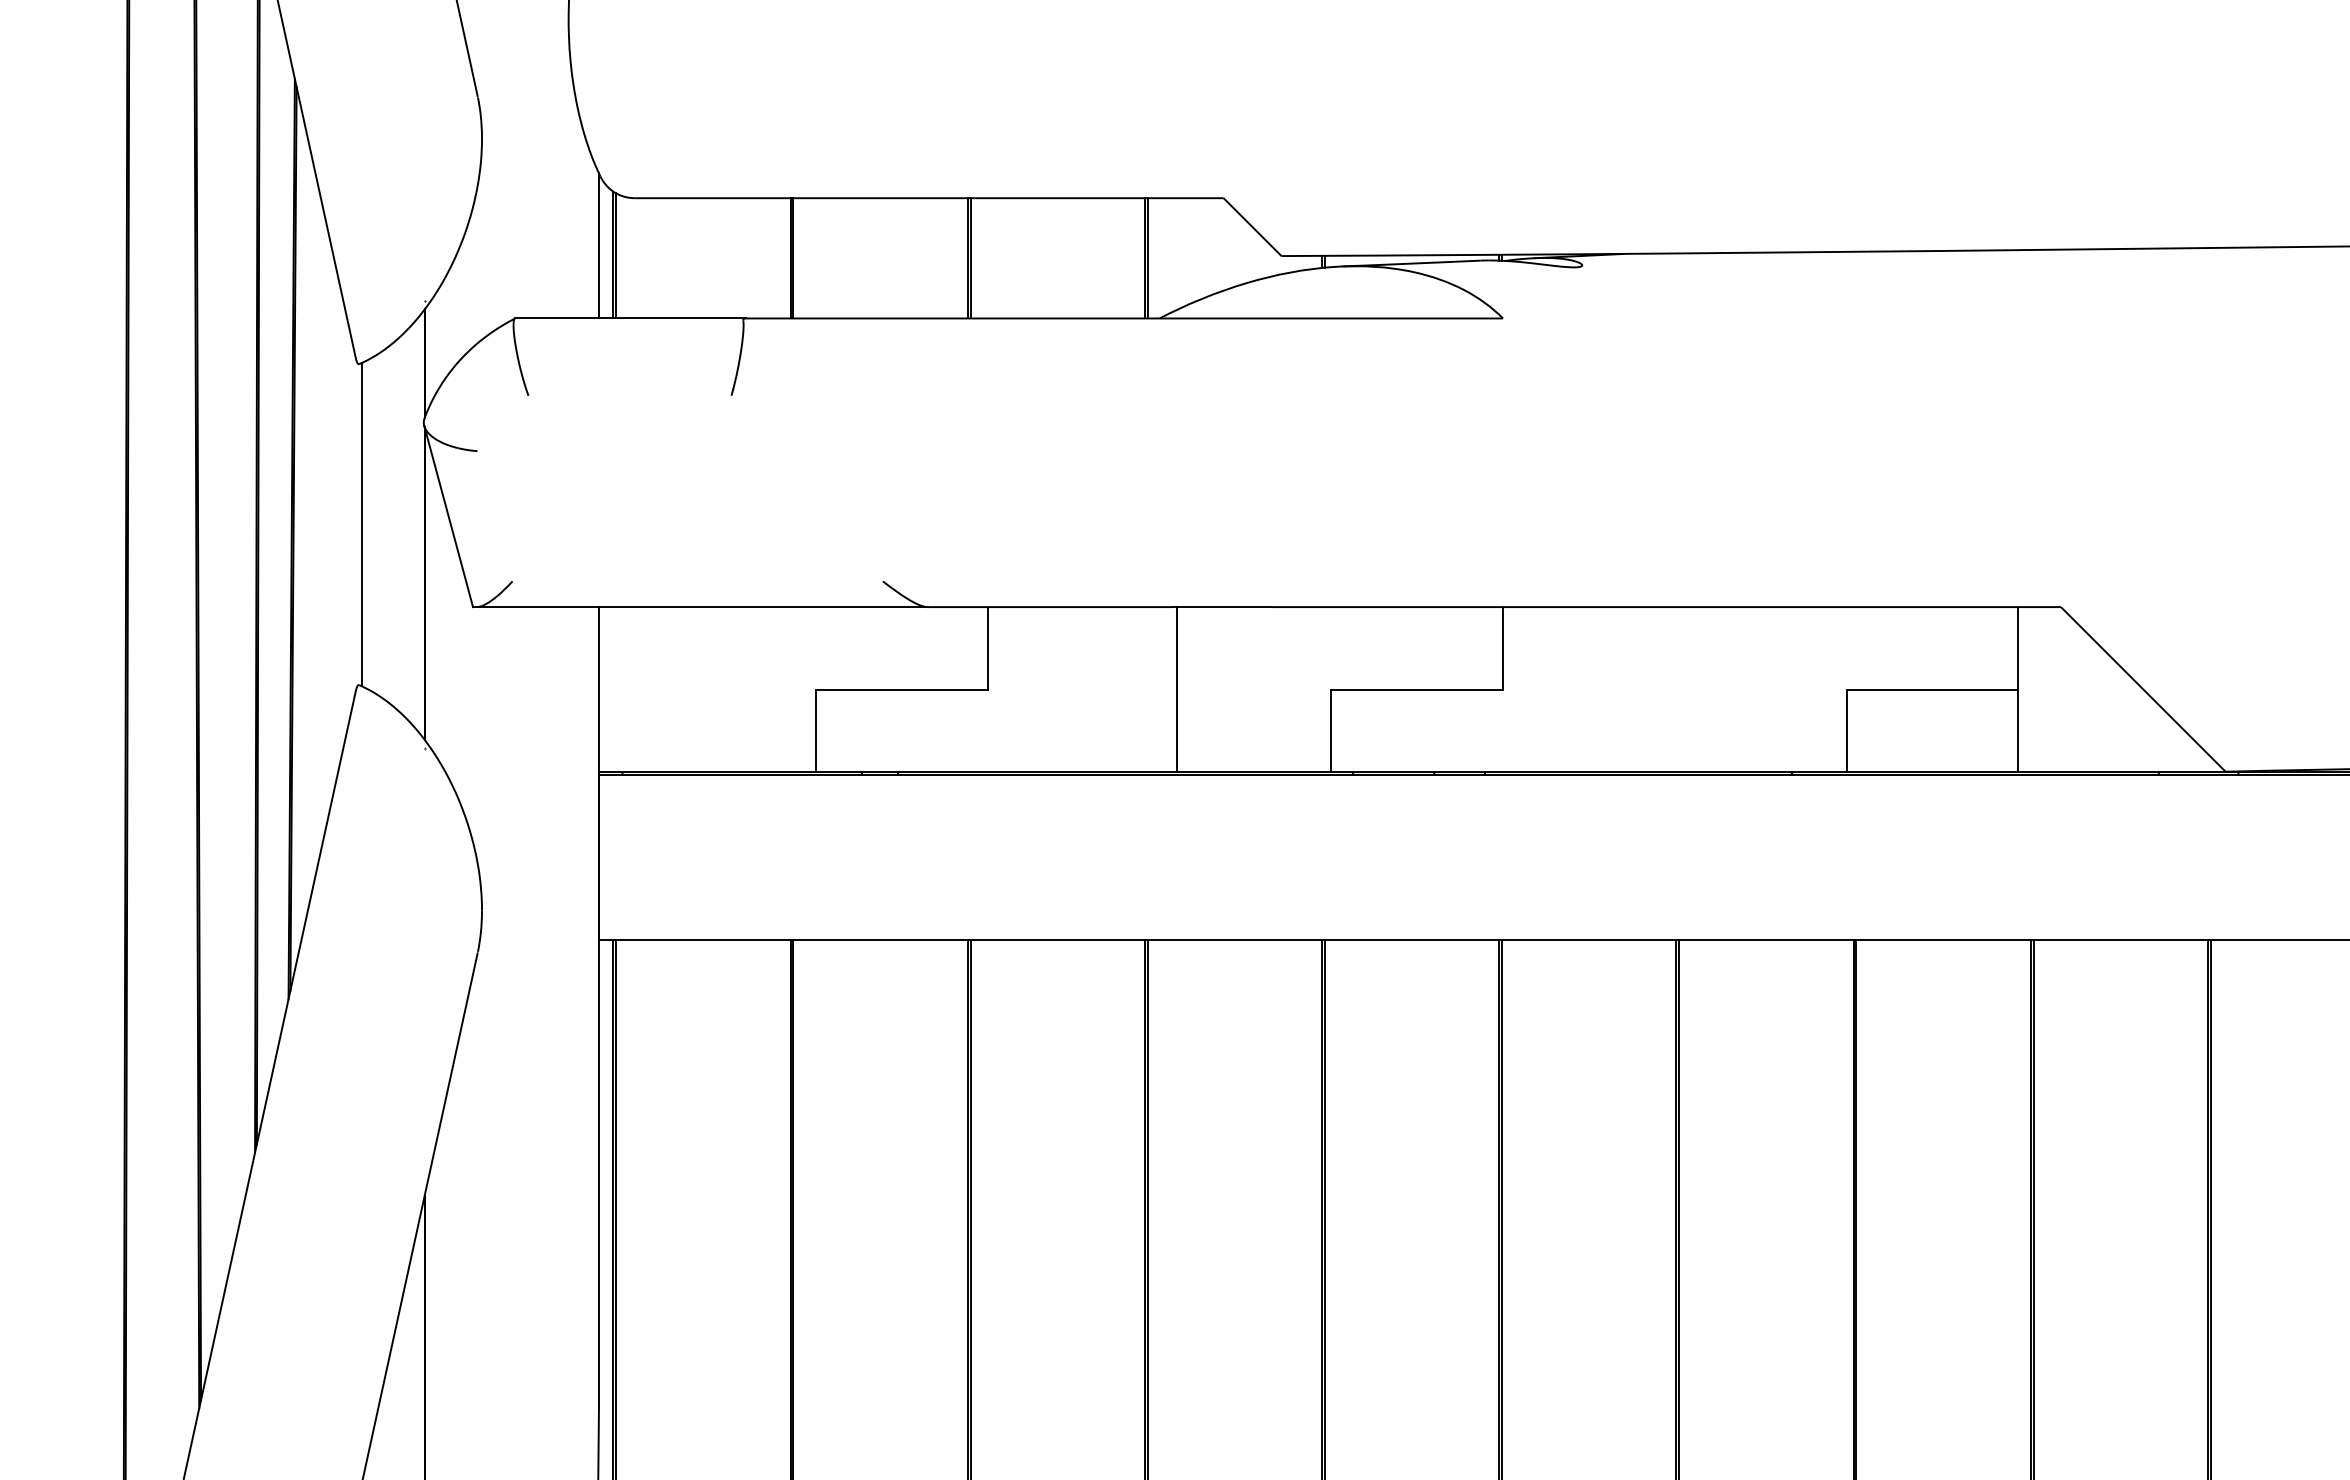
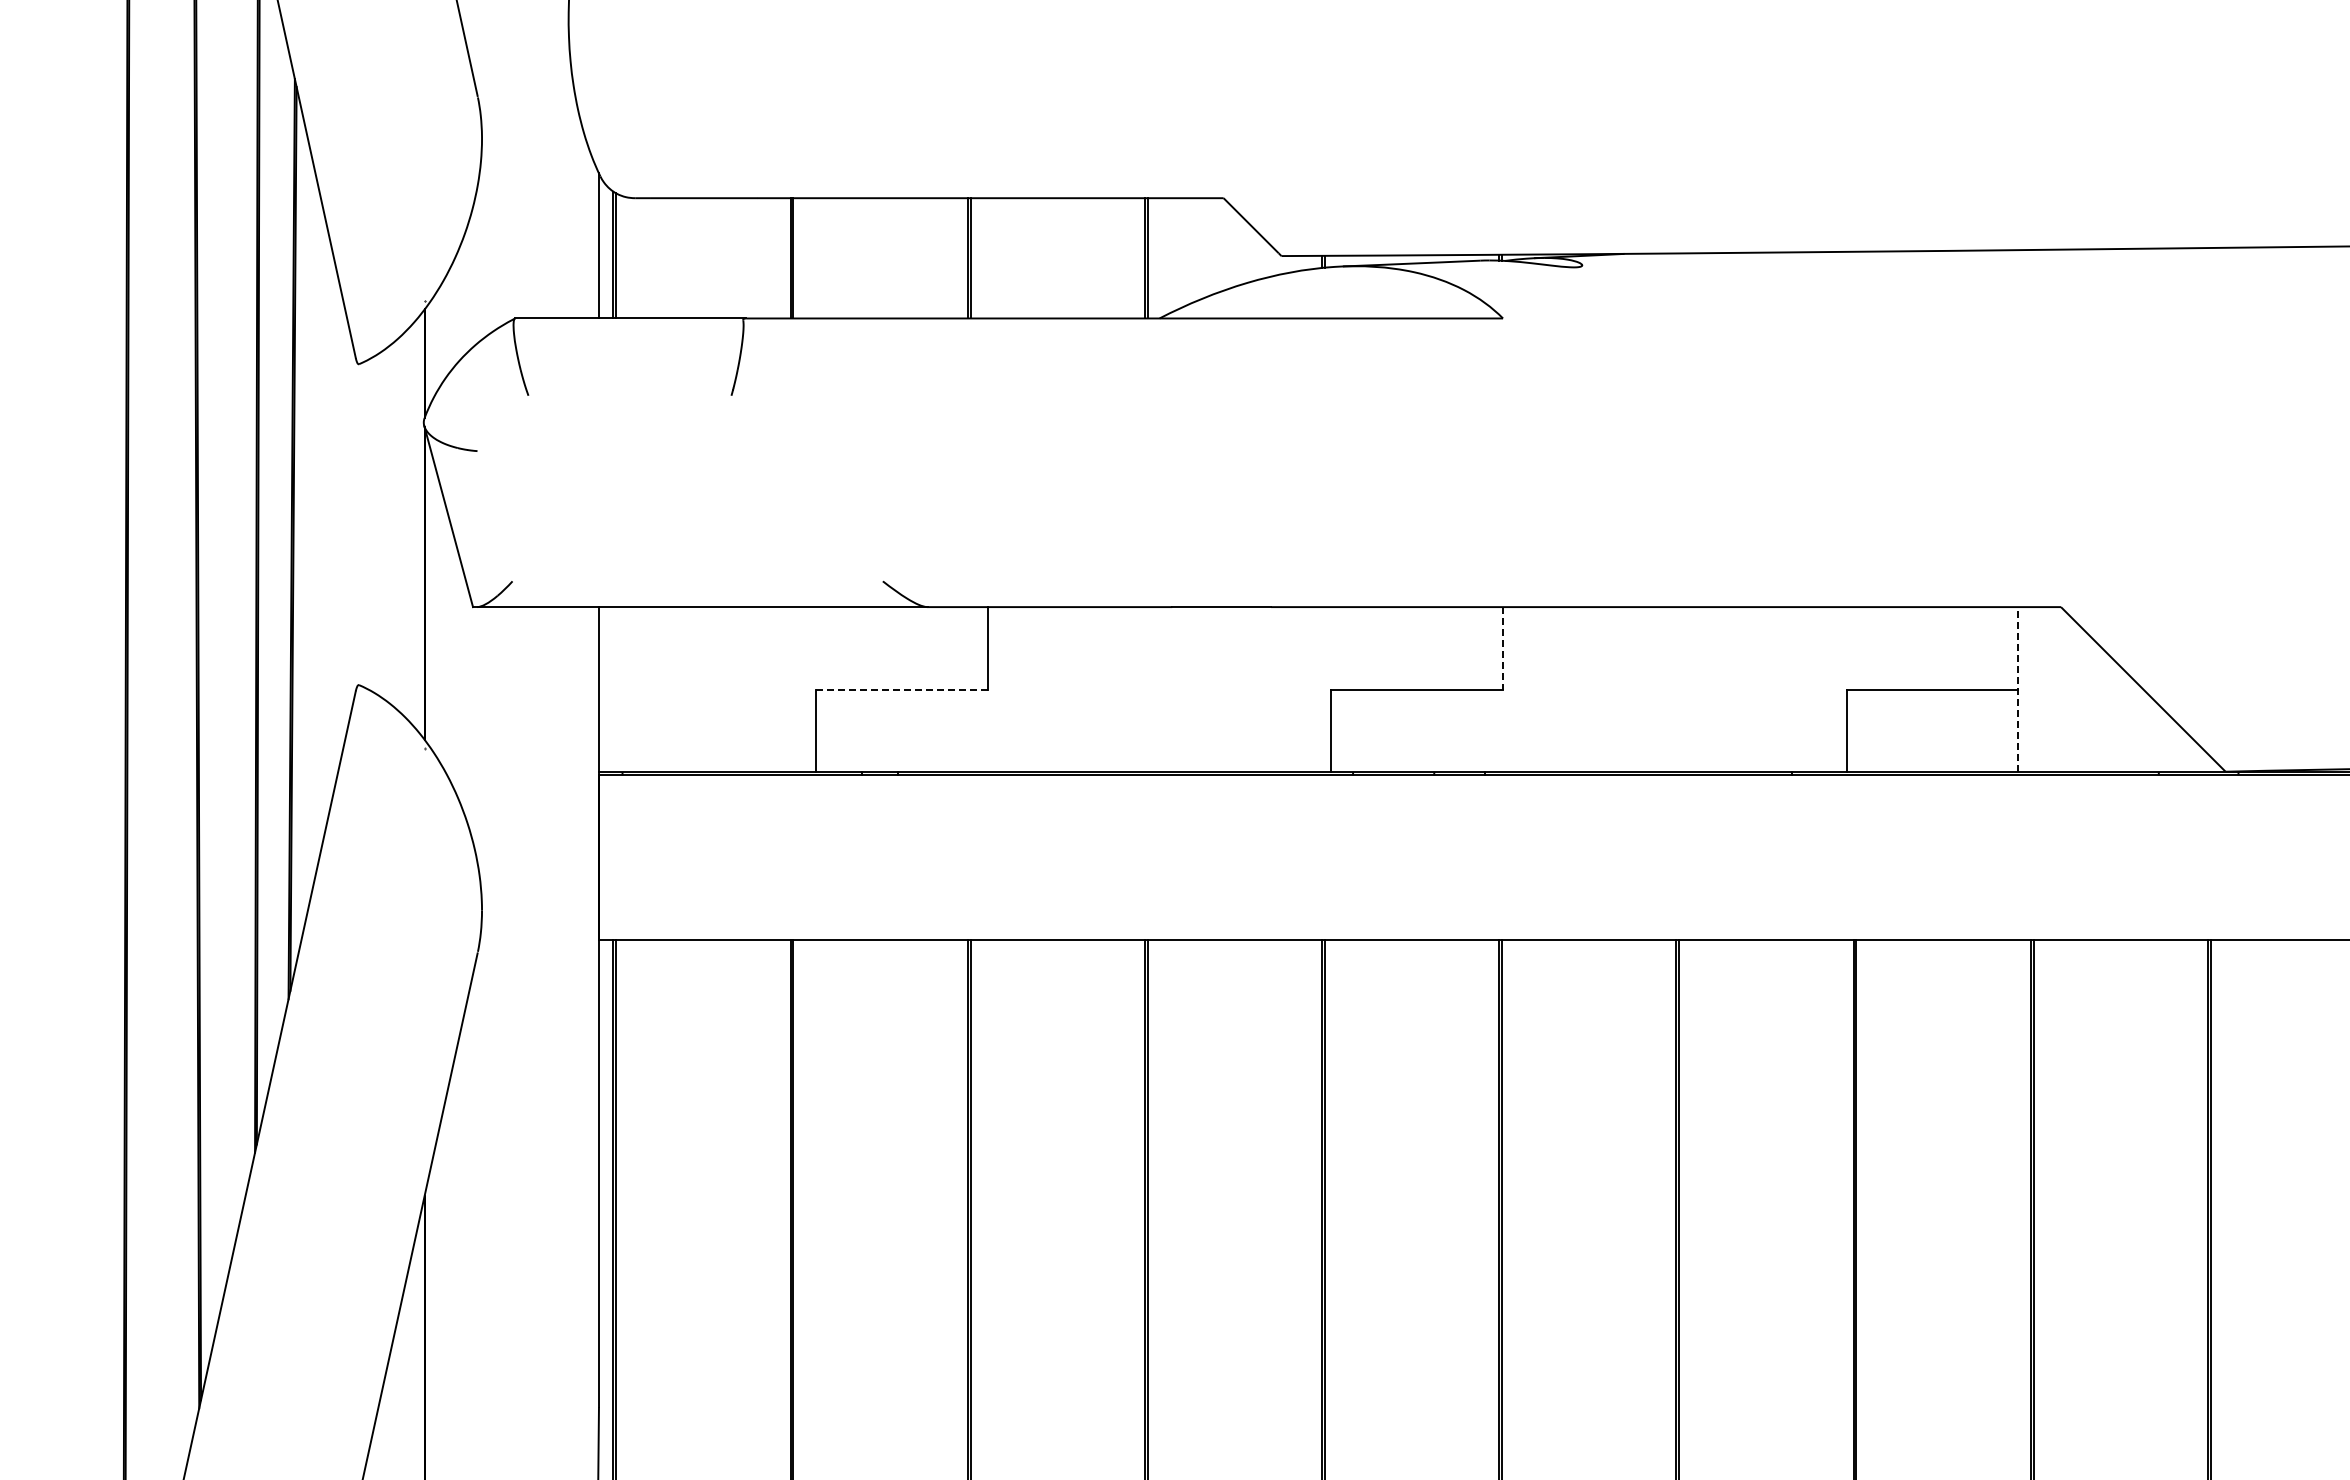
line: present -> none (362, 524)
line: solid -> dashed (1503, 648)
line: solid -> dashed (901, 689)
line: present -> none (1177, 689)
line: solid -> dashed (2018, 689)
